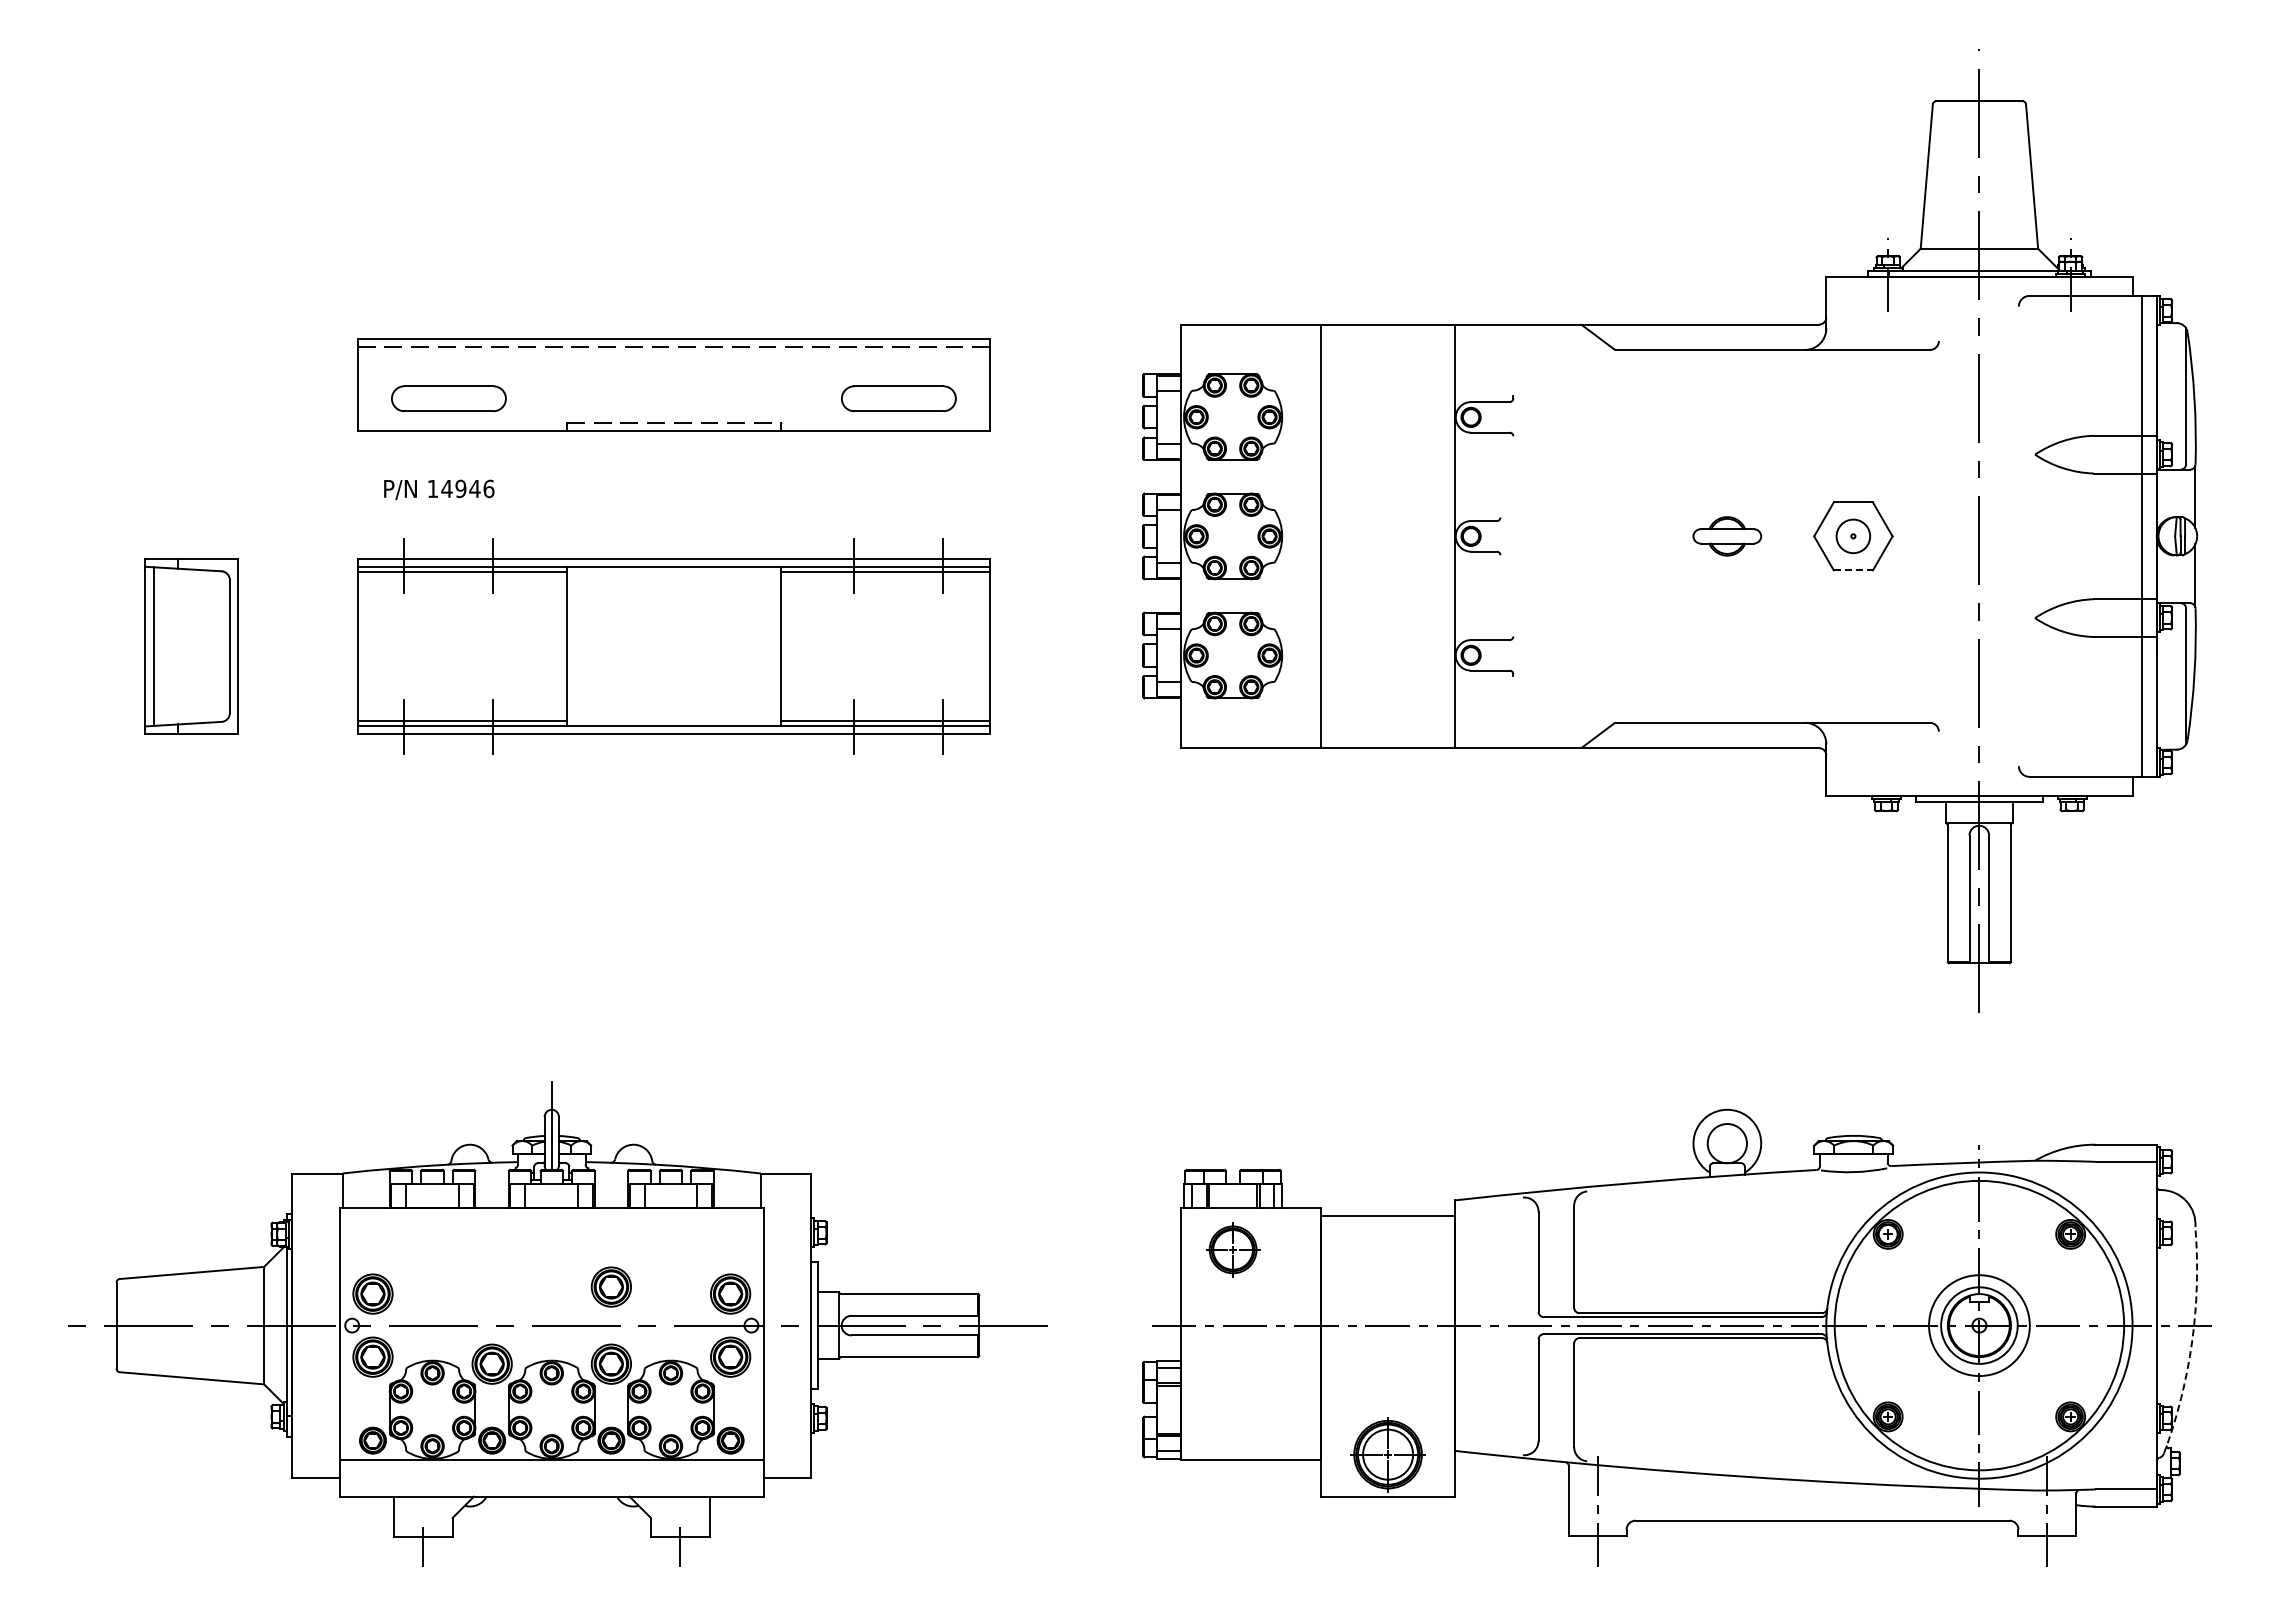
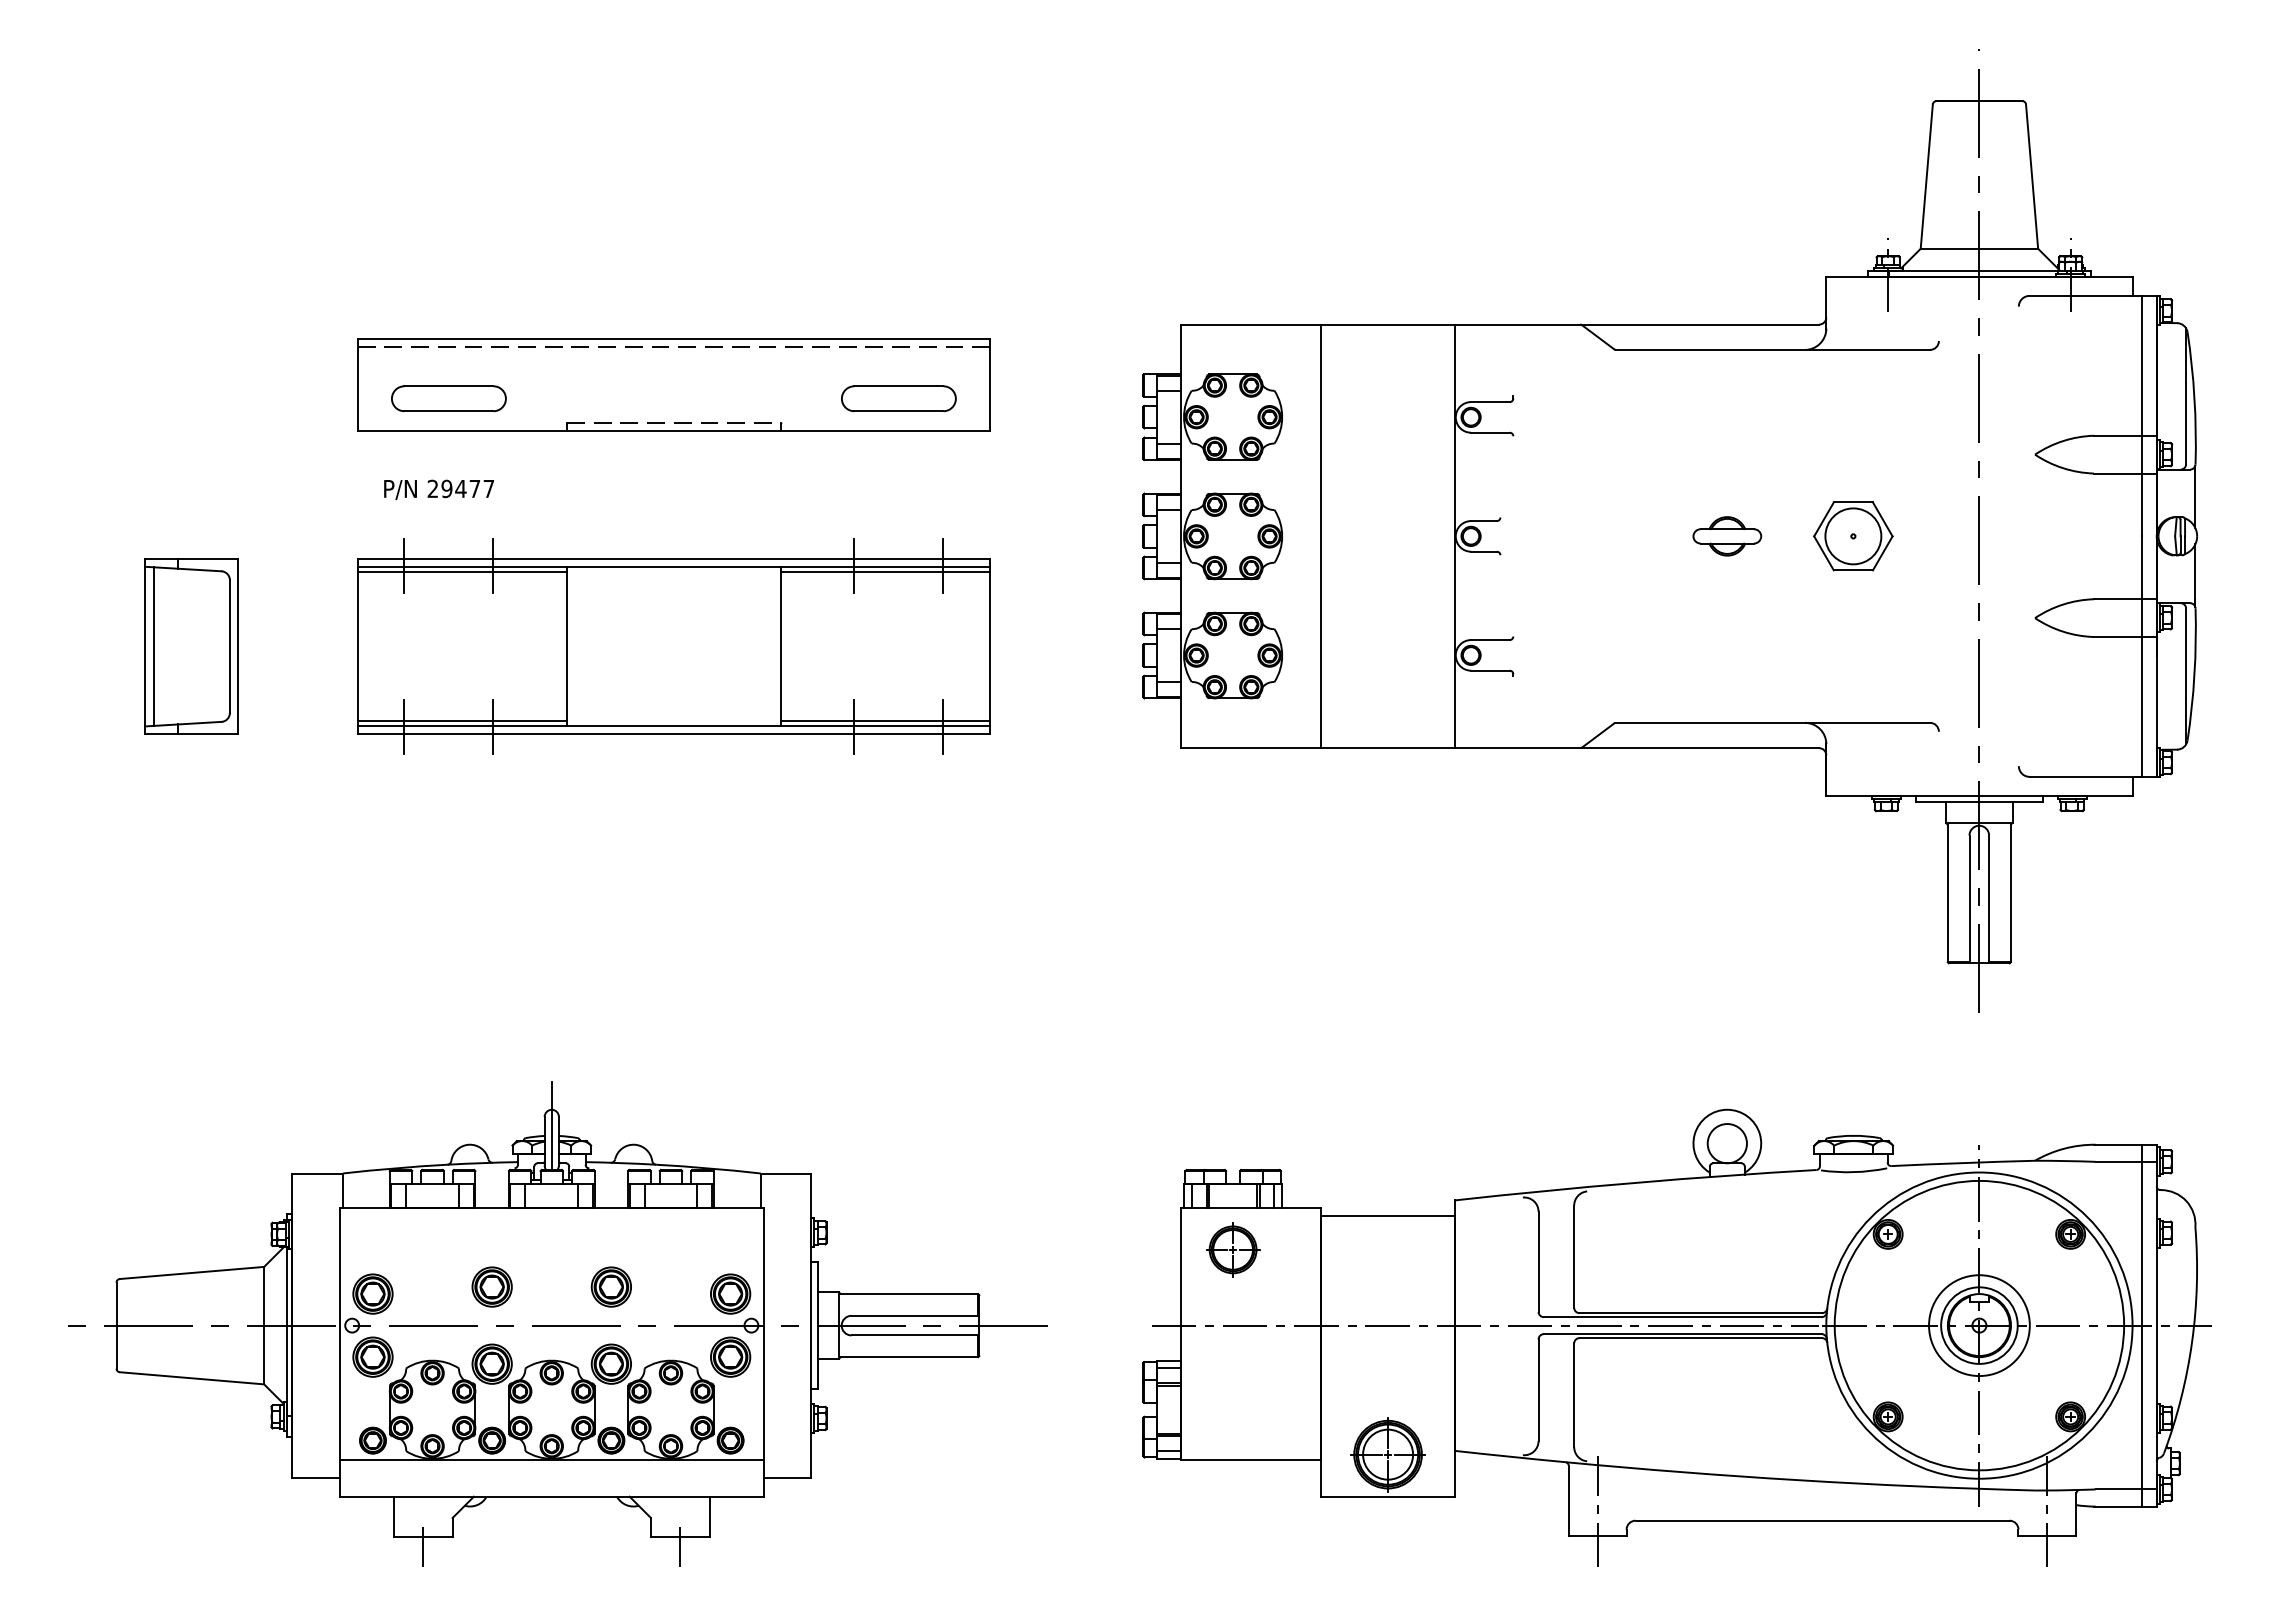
text: 14946 -> 29477 (460, 488)
circle diameter: 34 px -> 56 px (1853, 536)
line: dashed -> solid (1853, 570)
part: none -> present (491, 1286)
line: none -> present (2141, 1325)
arc: dashed -> solid (2192, 1342)
